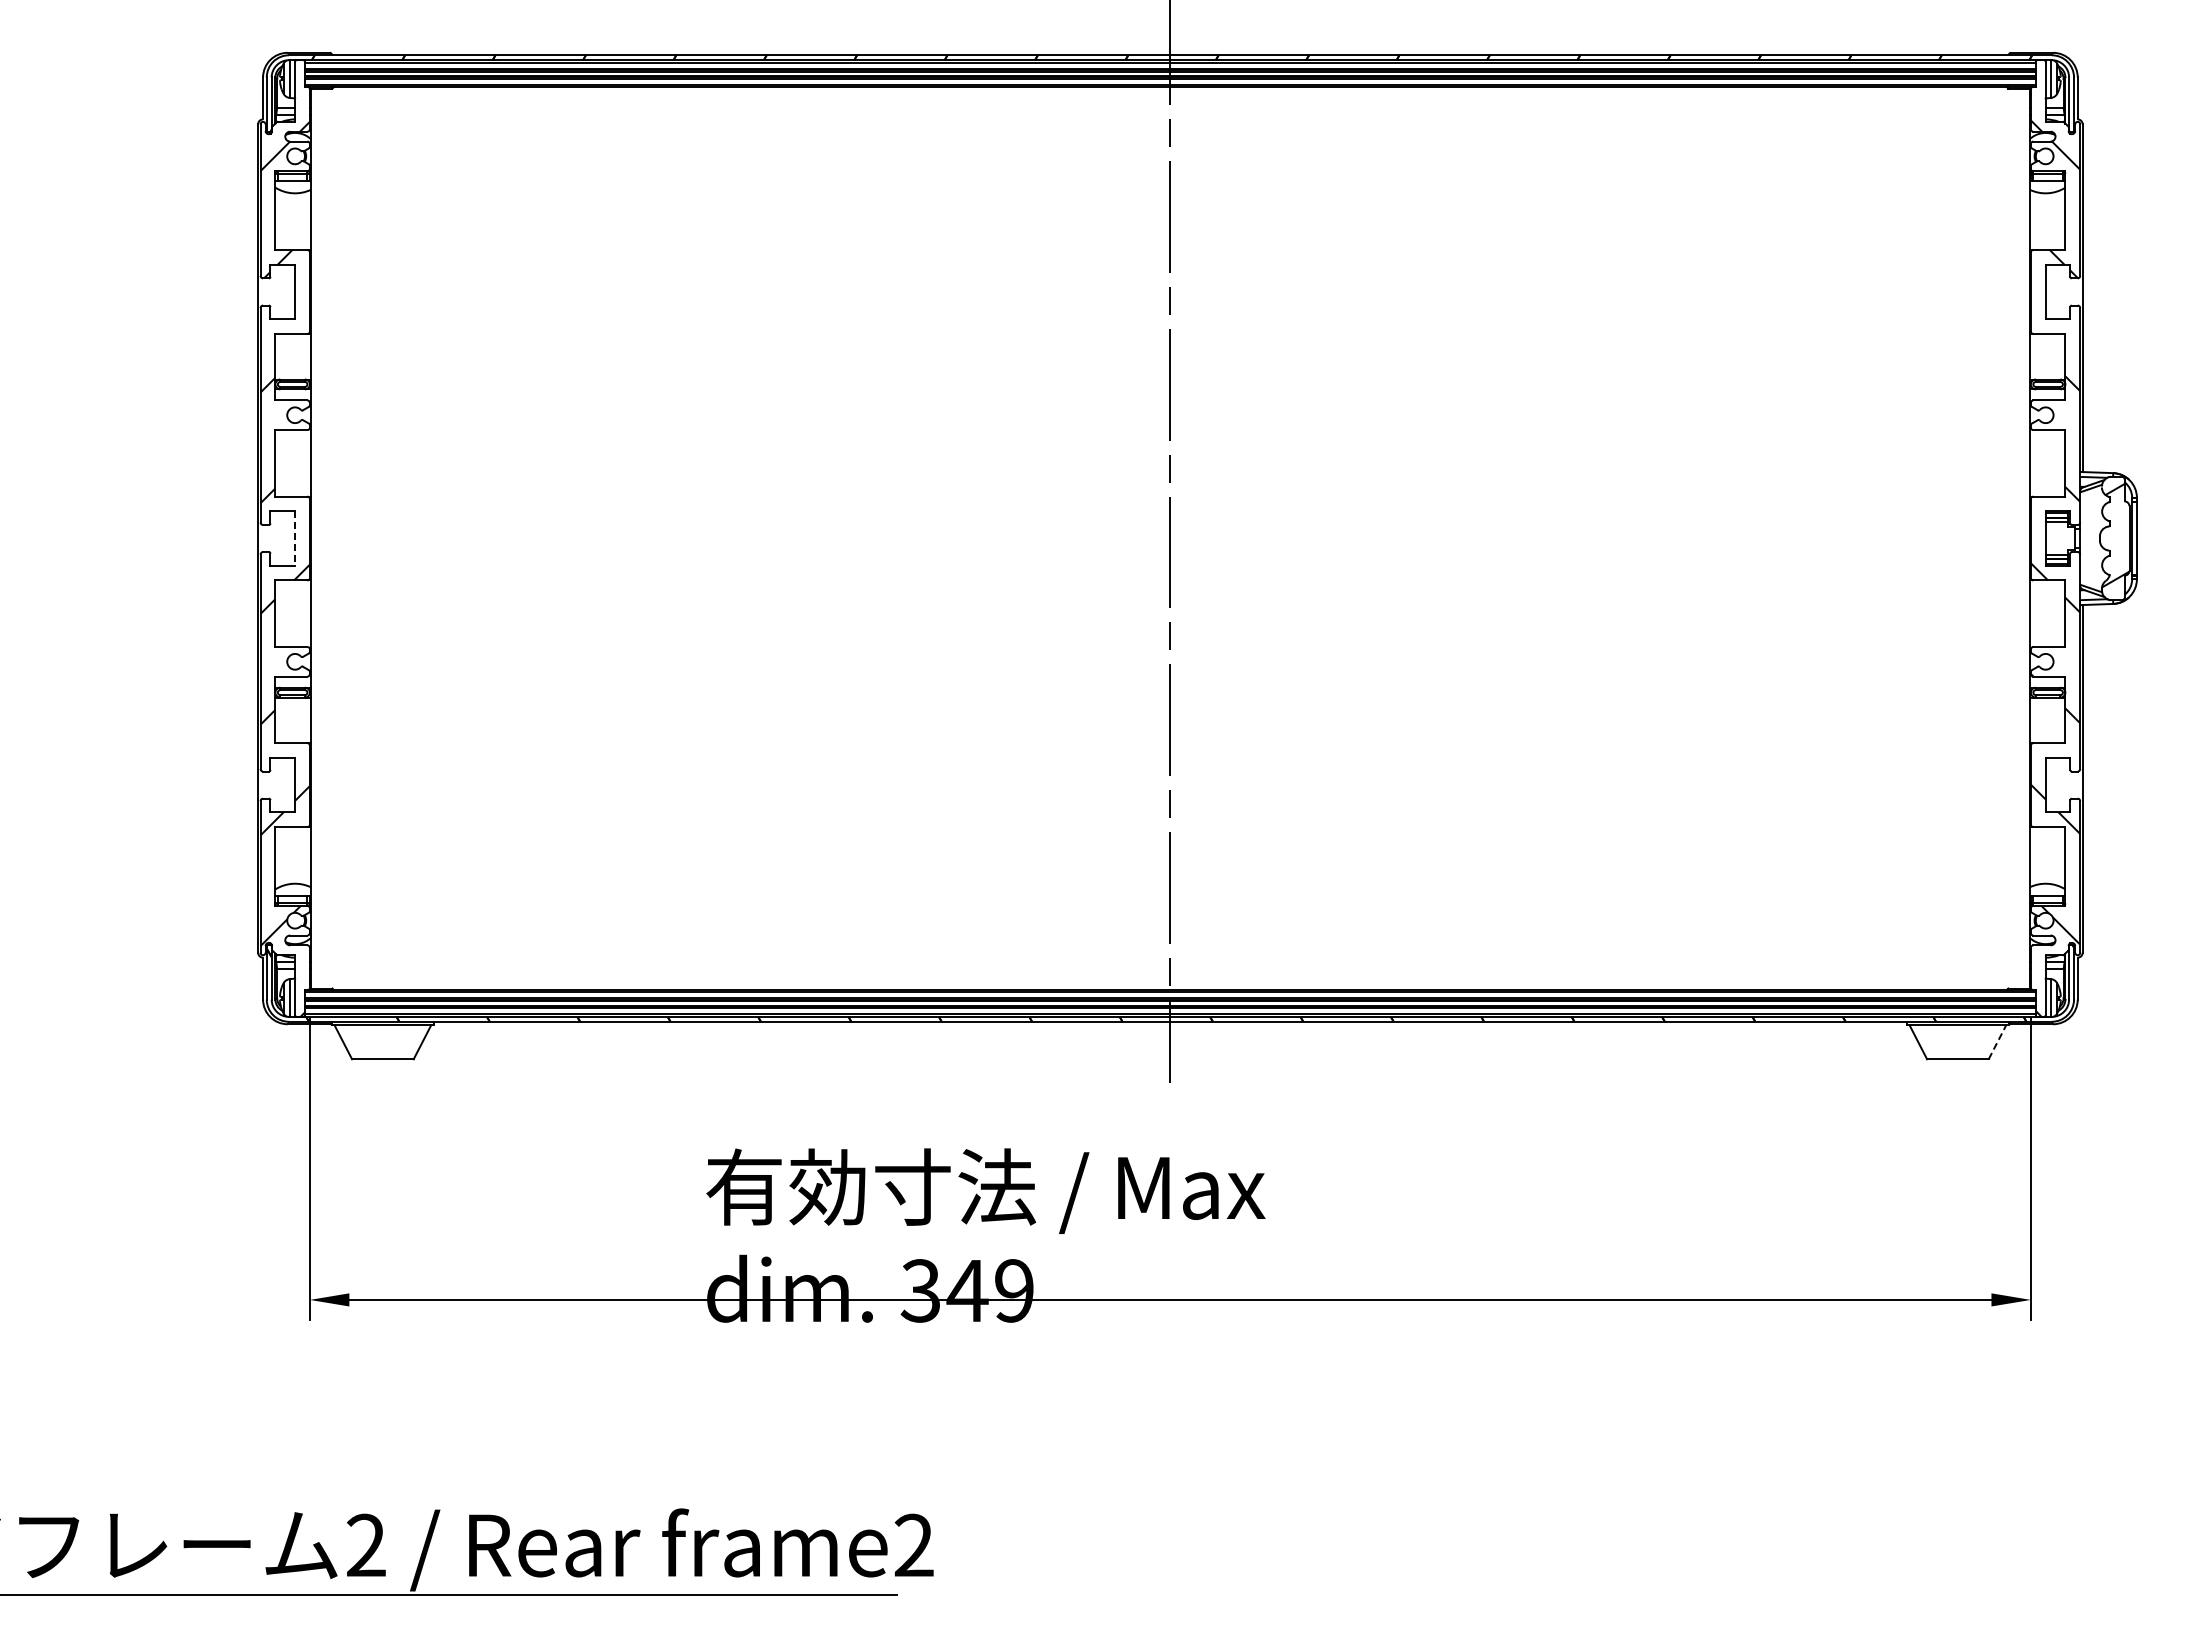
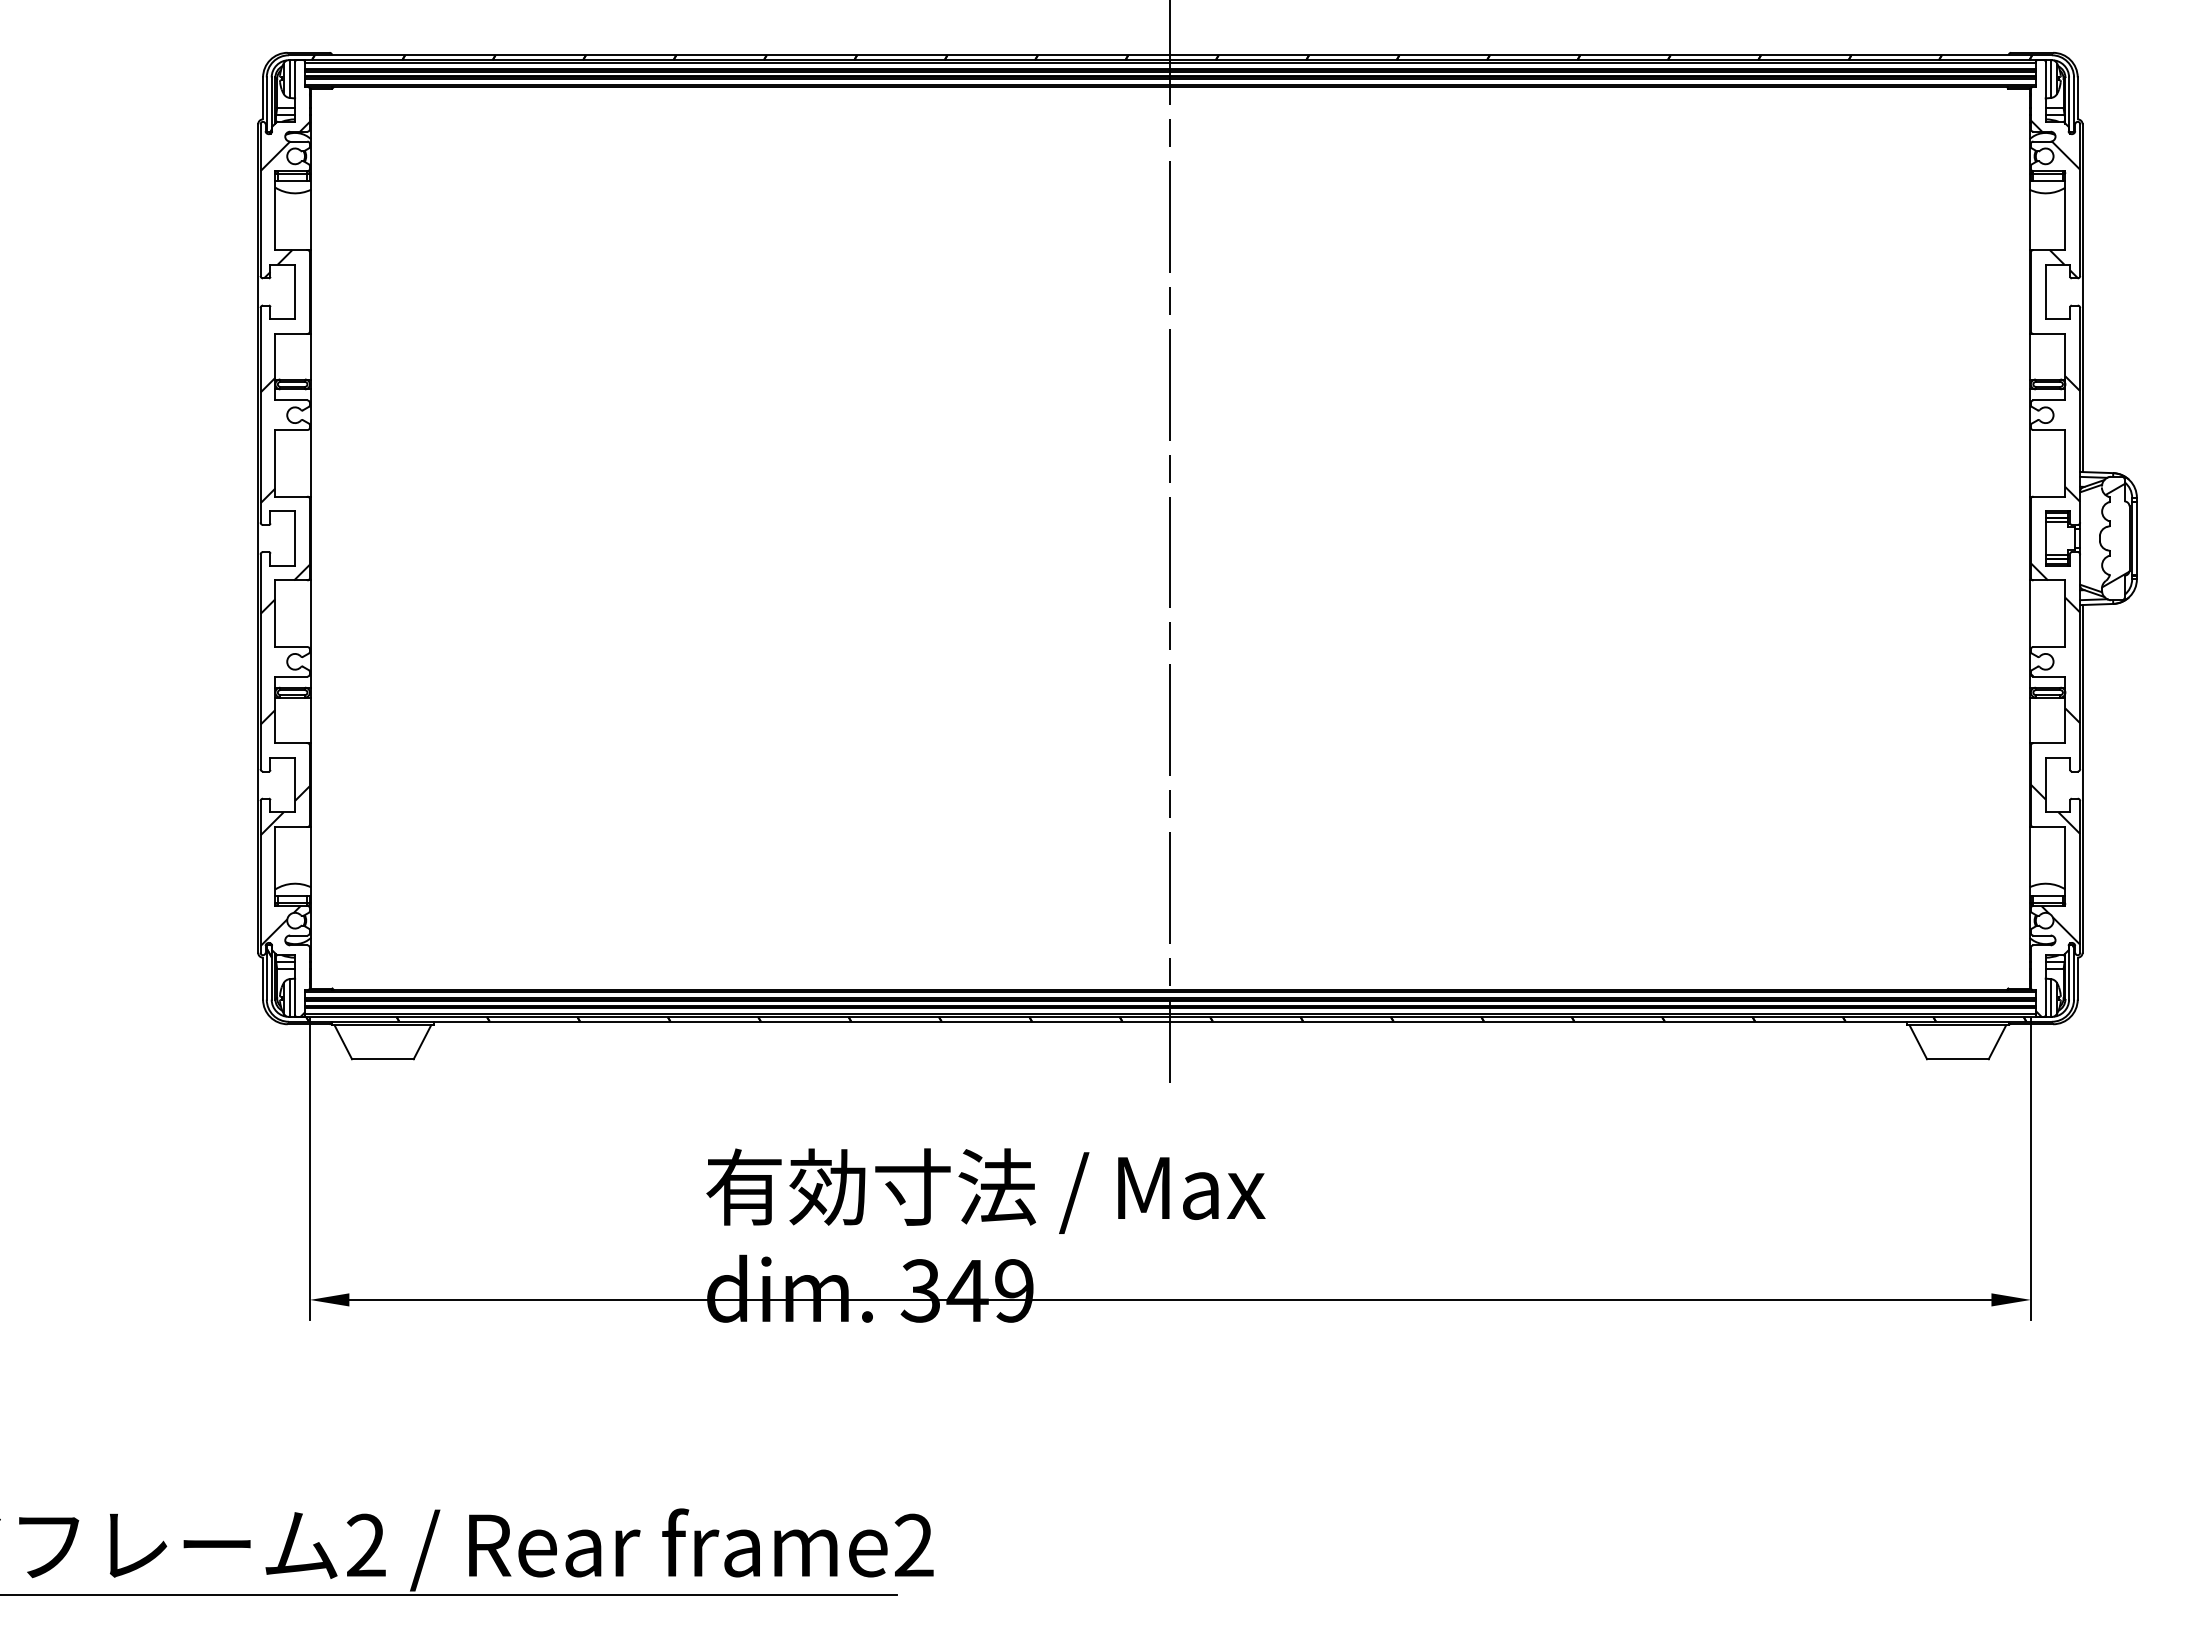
line: dashed -> solid (295, 539)
line: dashed -> solid (1997, 1041)
